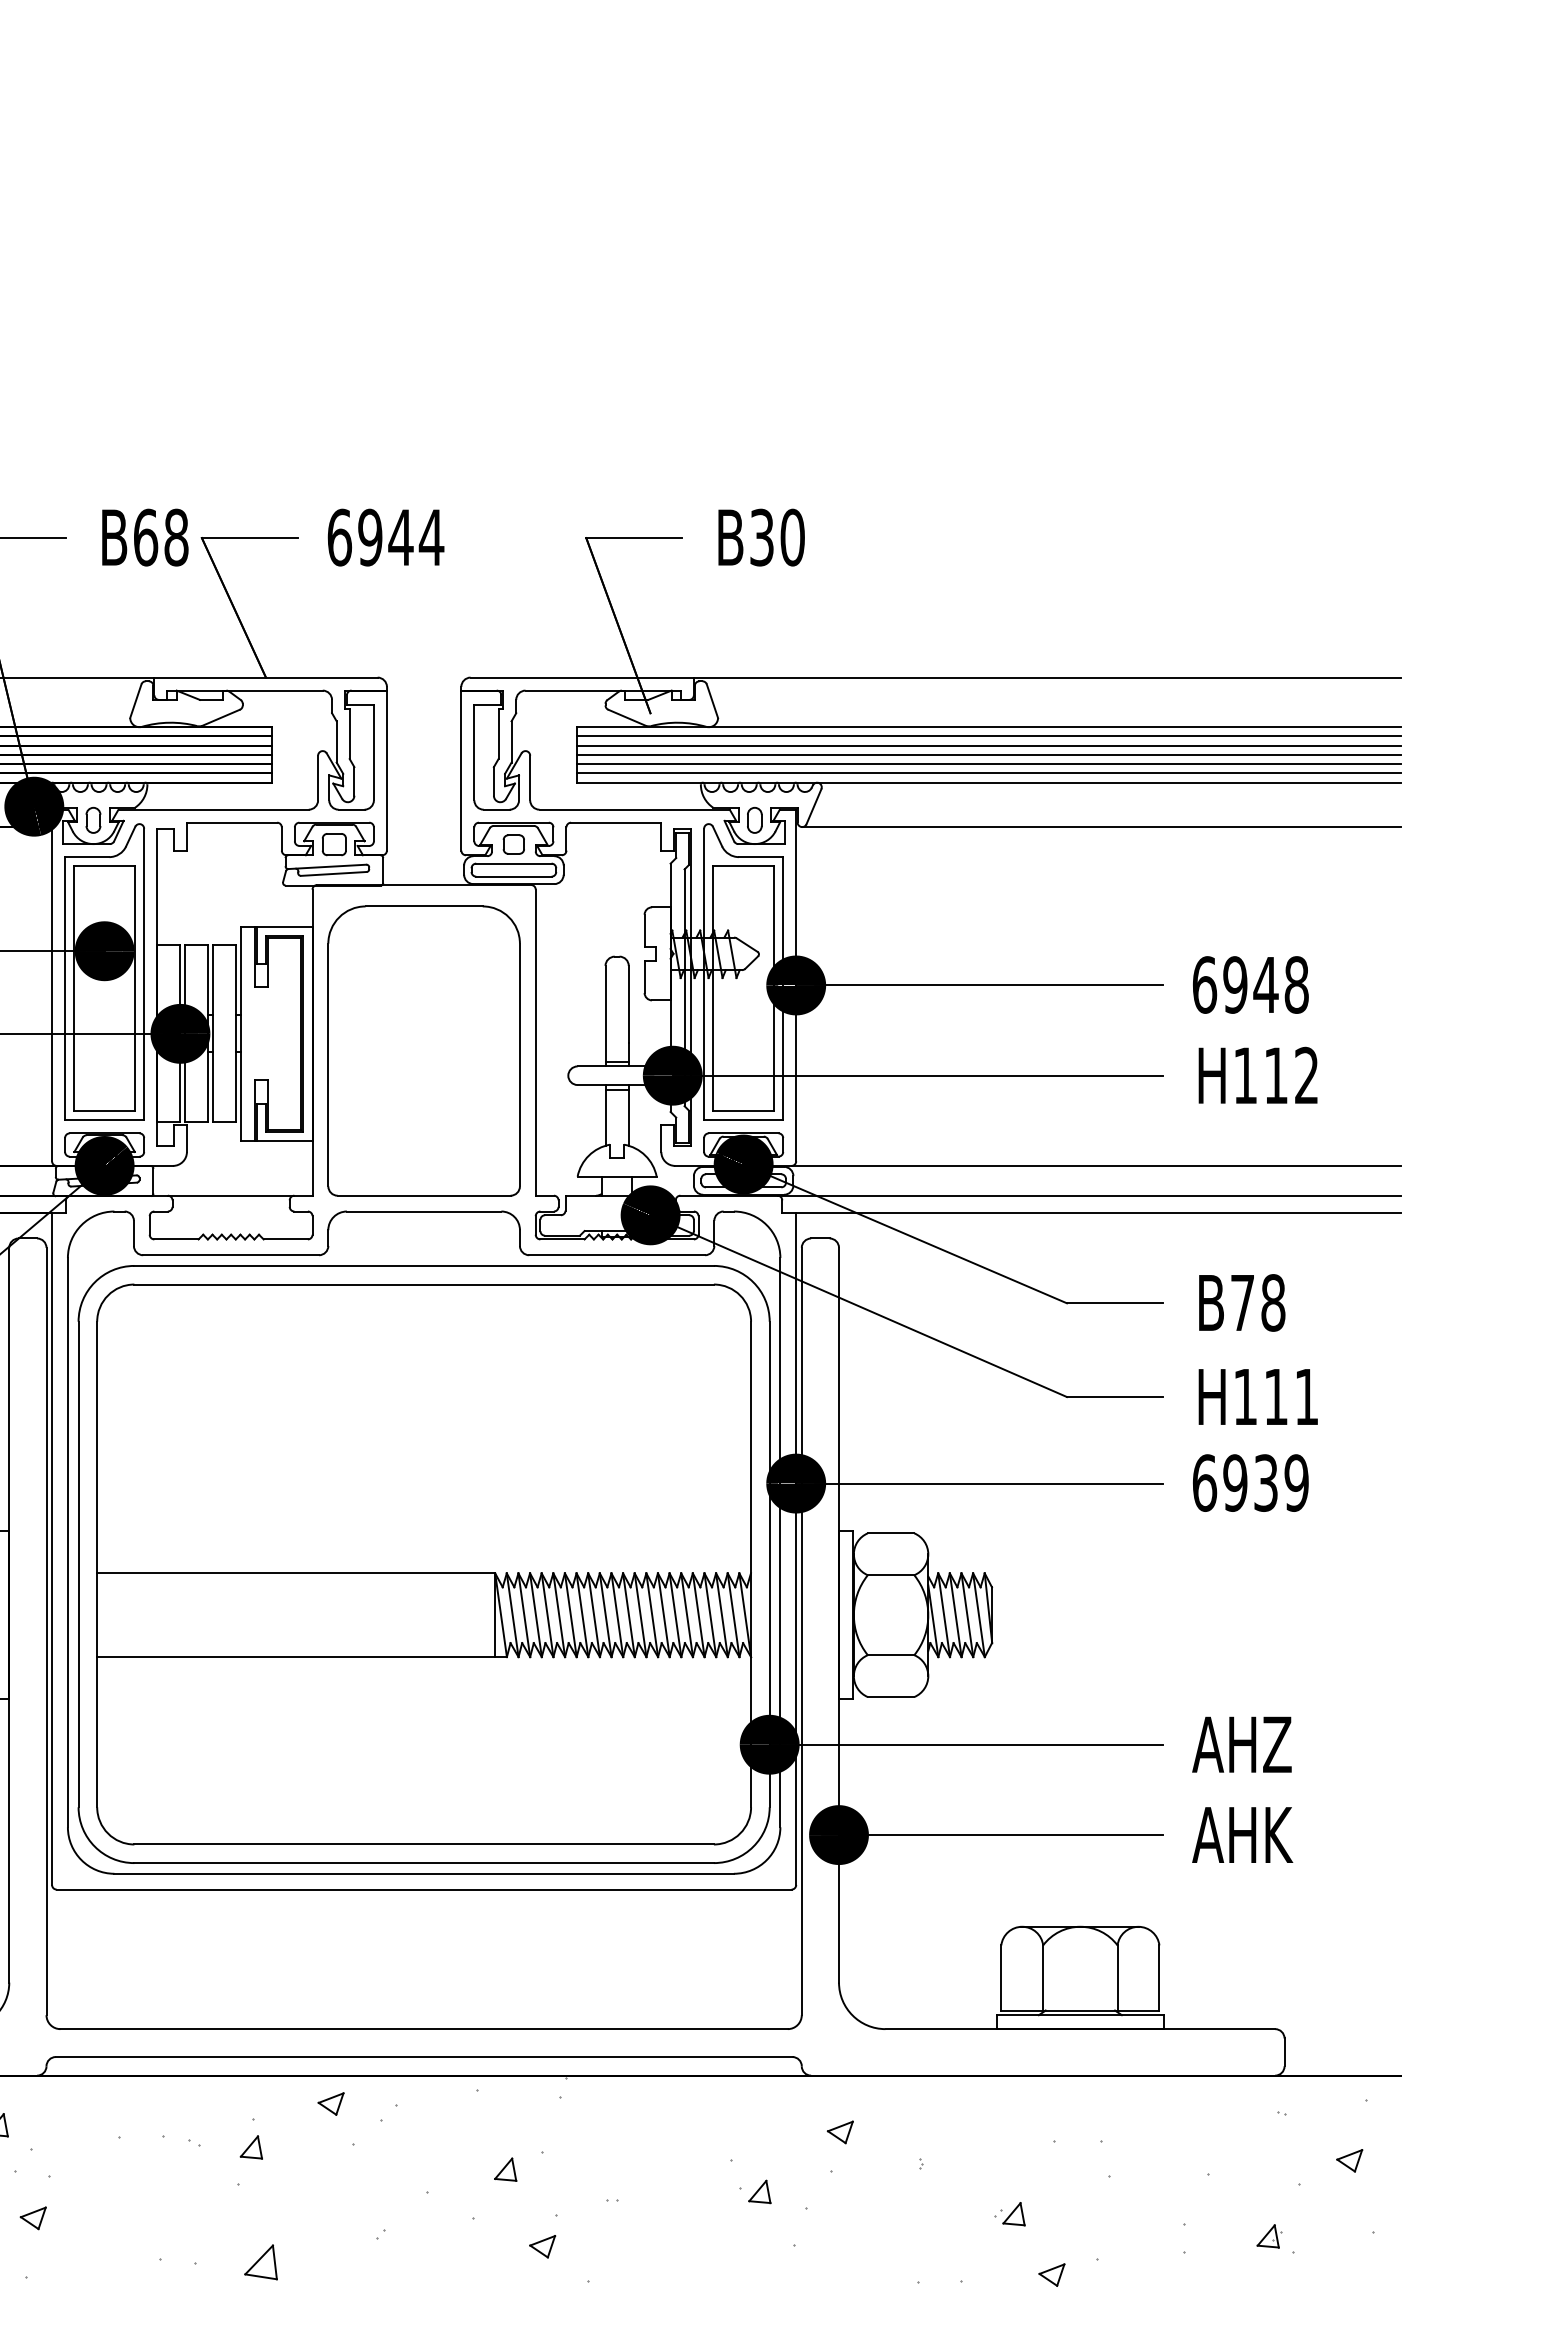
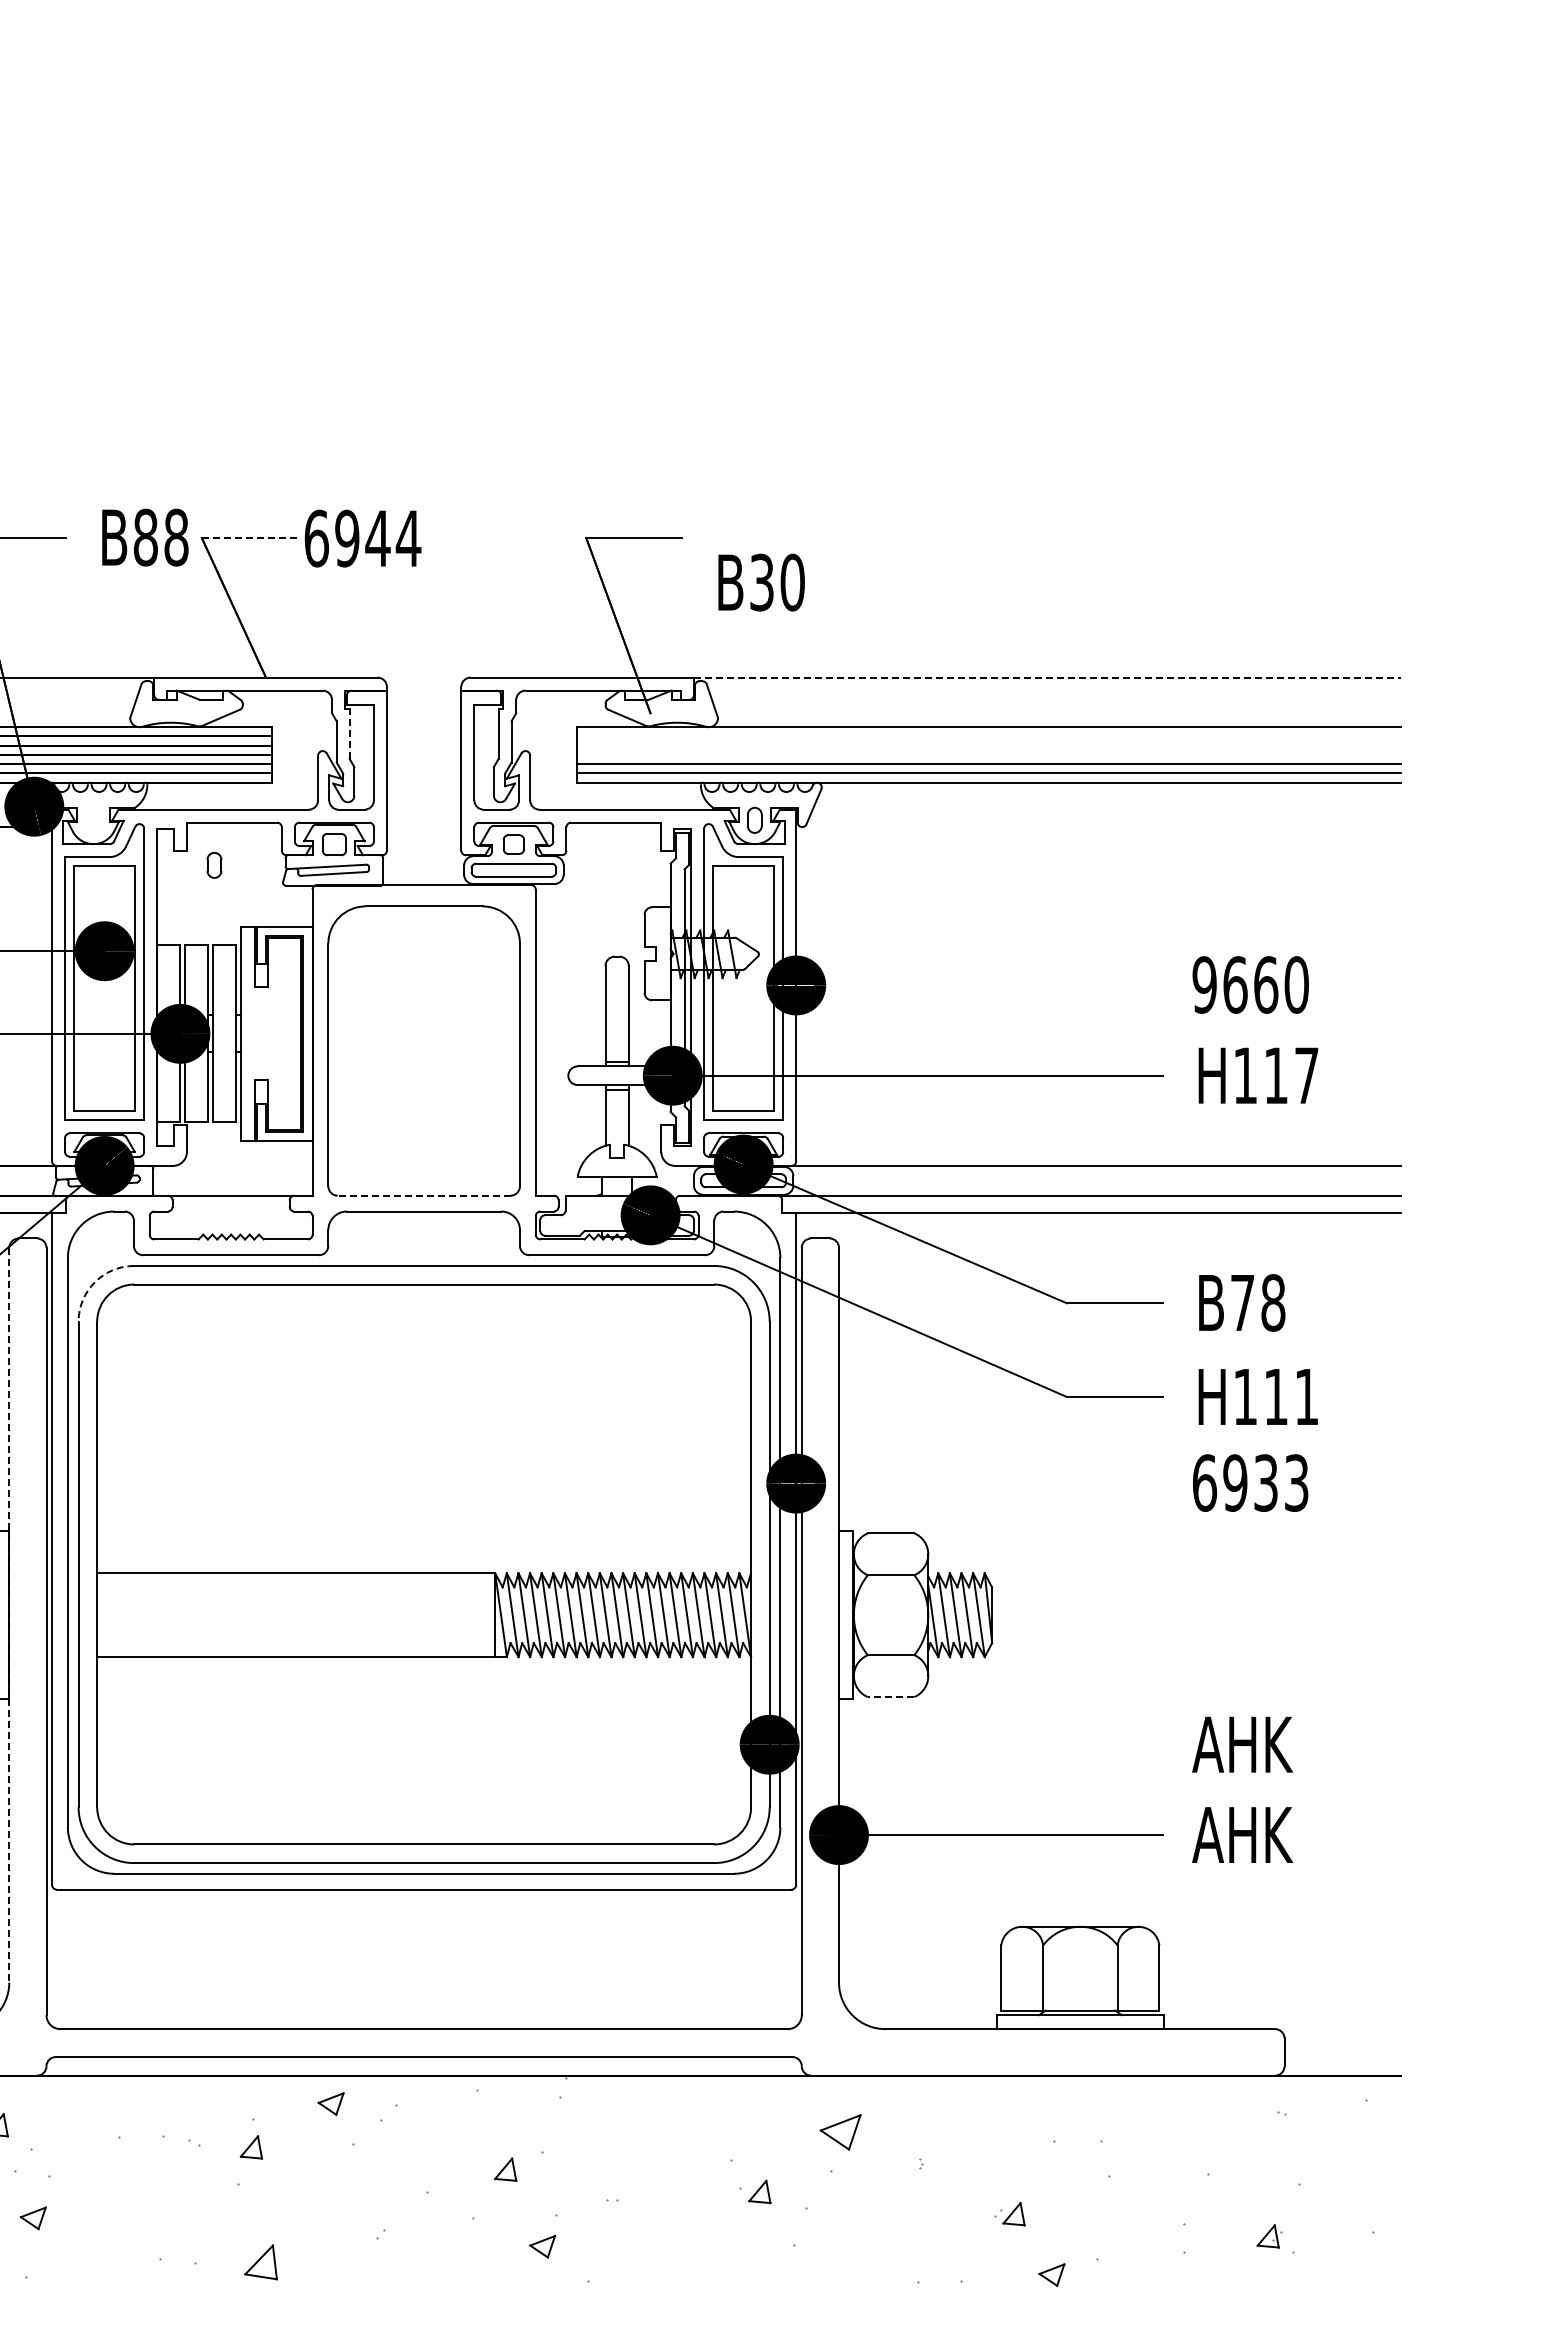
text: B68 -> B88 (145, 537)
text position: (385, 537) -> (362, 538) (362, 538)
text position: (761, 537) -> (761, 582) (761, 582)
line: solid -> dashed (249, 538)
line: solid -> dashed (1047, 677)
line: solid -> dashed (349, 734)
line: present -> none (988, 736)
line: present -> none (988, 745)
line: present -> none (988, 754)
part position: (93, 819) -> (214, 864) (214, 864)
line: present -> none (1101, 827)
text: 6948 -> 9660 (1250, 984)
line: present -> none (979, 985)
text: H112 -> H117 (1306, 1074)
line: solid -> dashed (424, 1195)
arc: solid -> dashed (94, 1282)
text: 6939 -> 6933 (1296, 1482)
line: present -> none (979, 1483)
line: solid -> dashed (9, 1615)
line: solid -> dashed (890, 1697)
line: present -> none (965, 1744)
text: AHZ -> AHK (1278, 1744)
part size: 28x25 px -> 43x37 px (840, 2132)
part: present -> none (1349, 2160)
